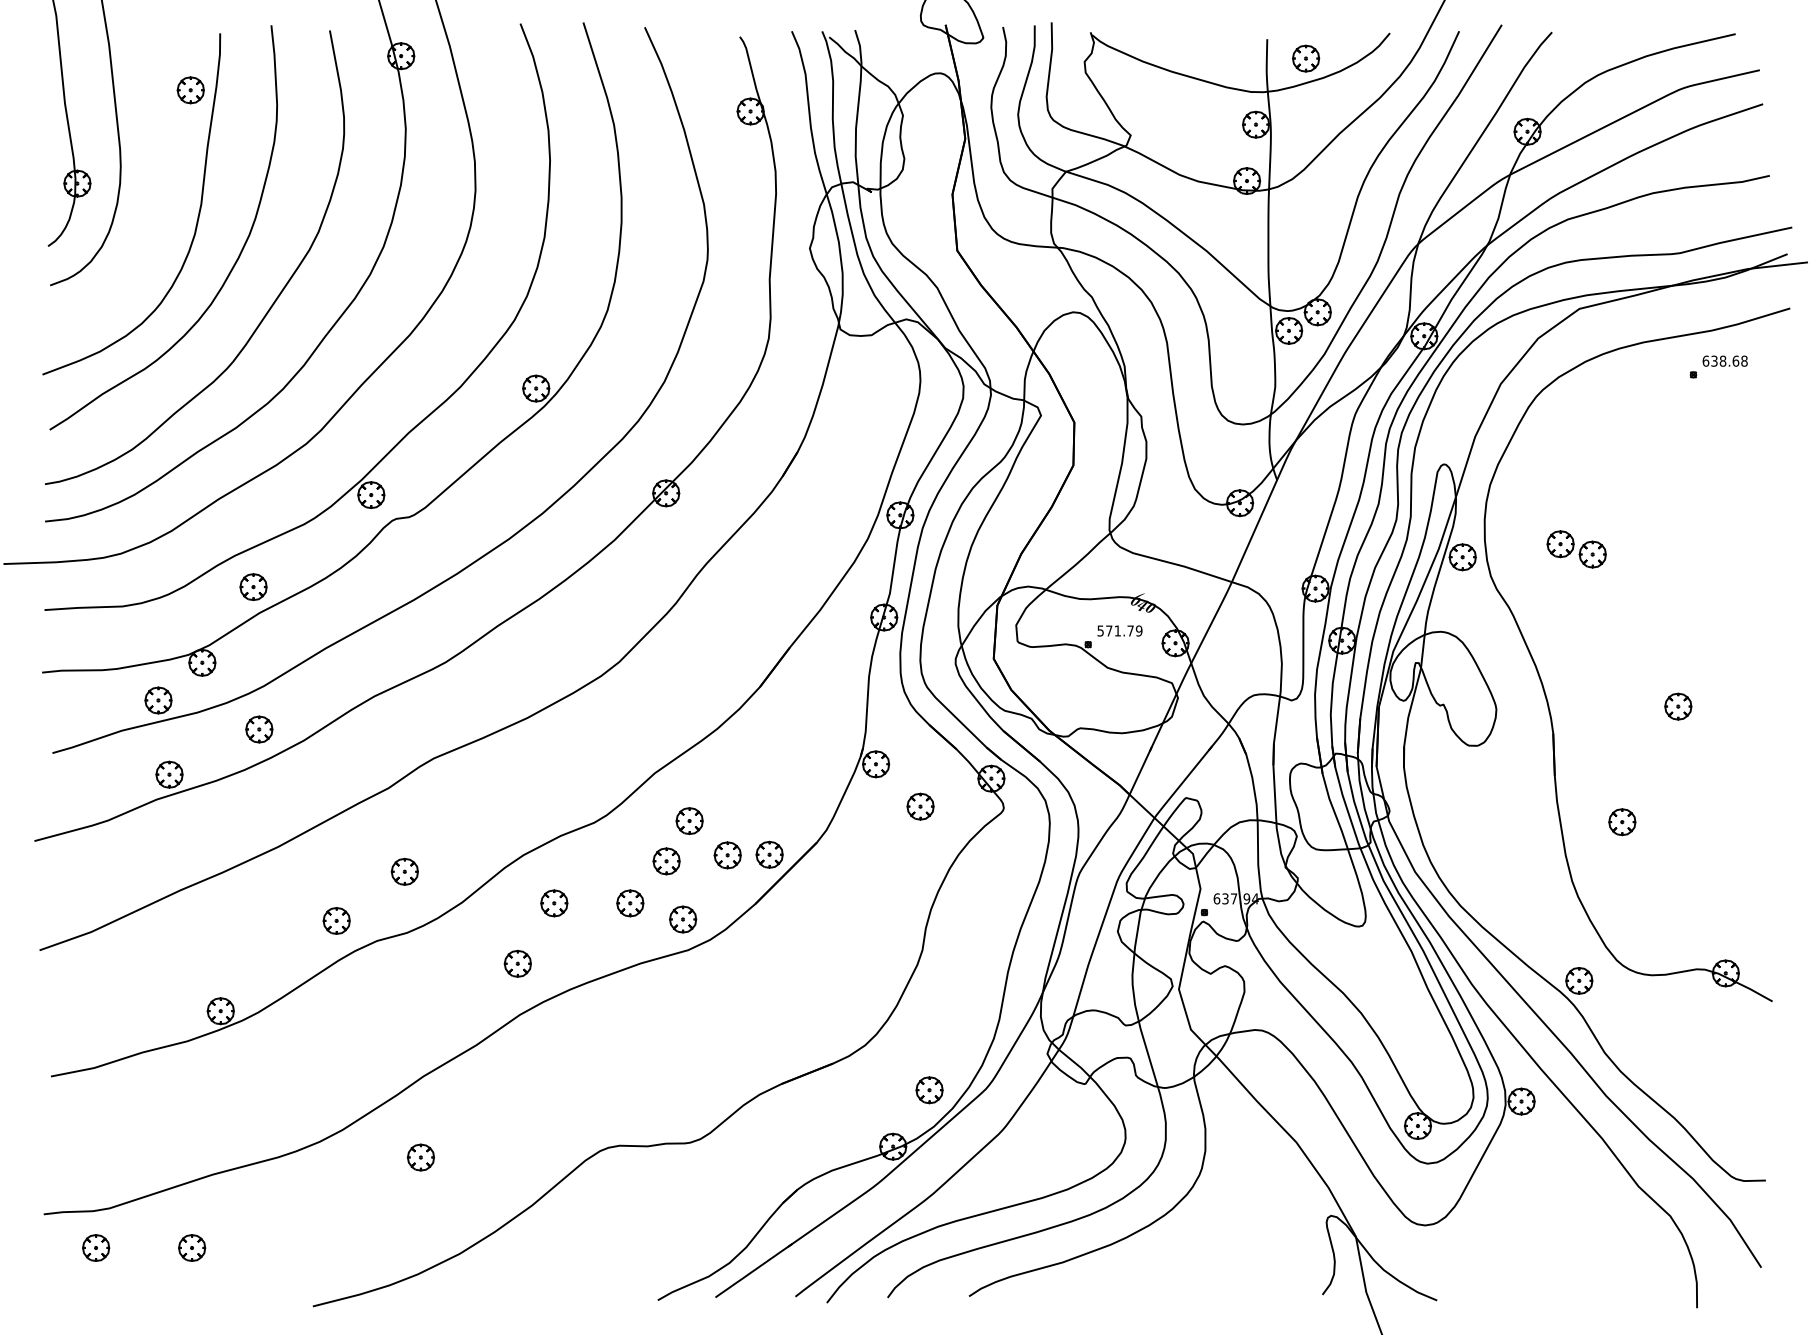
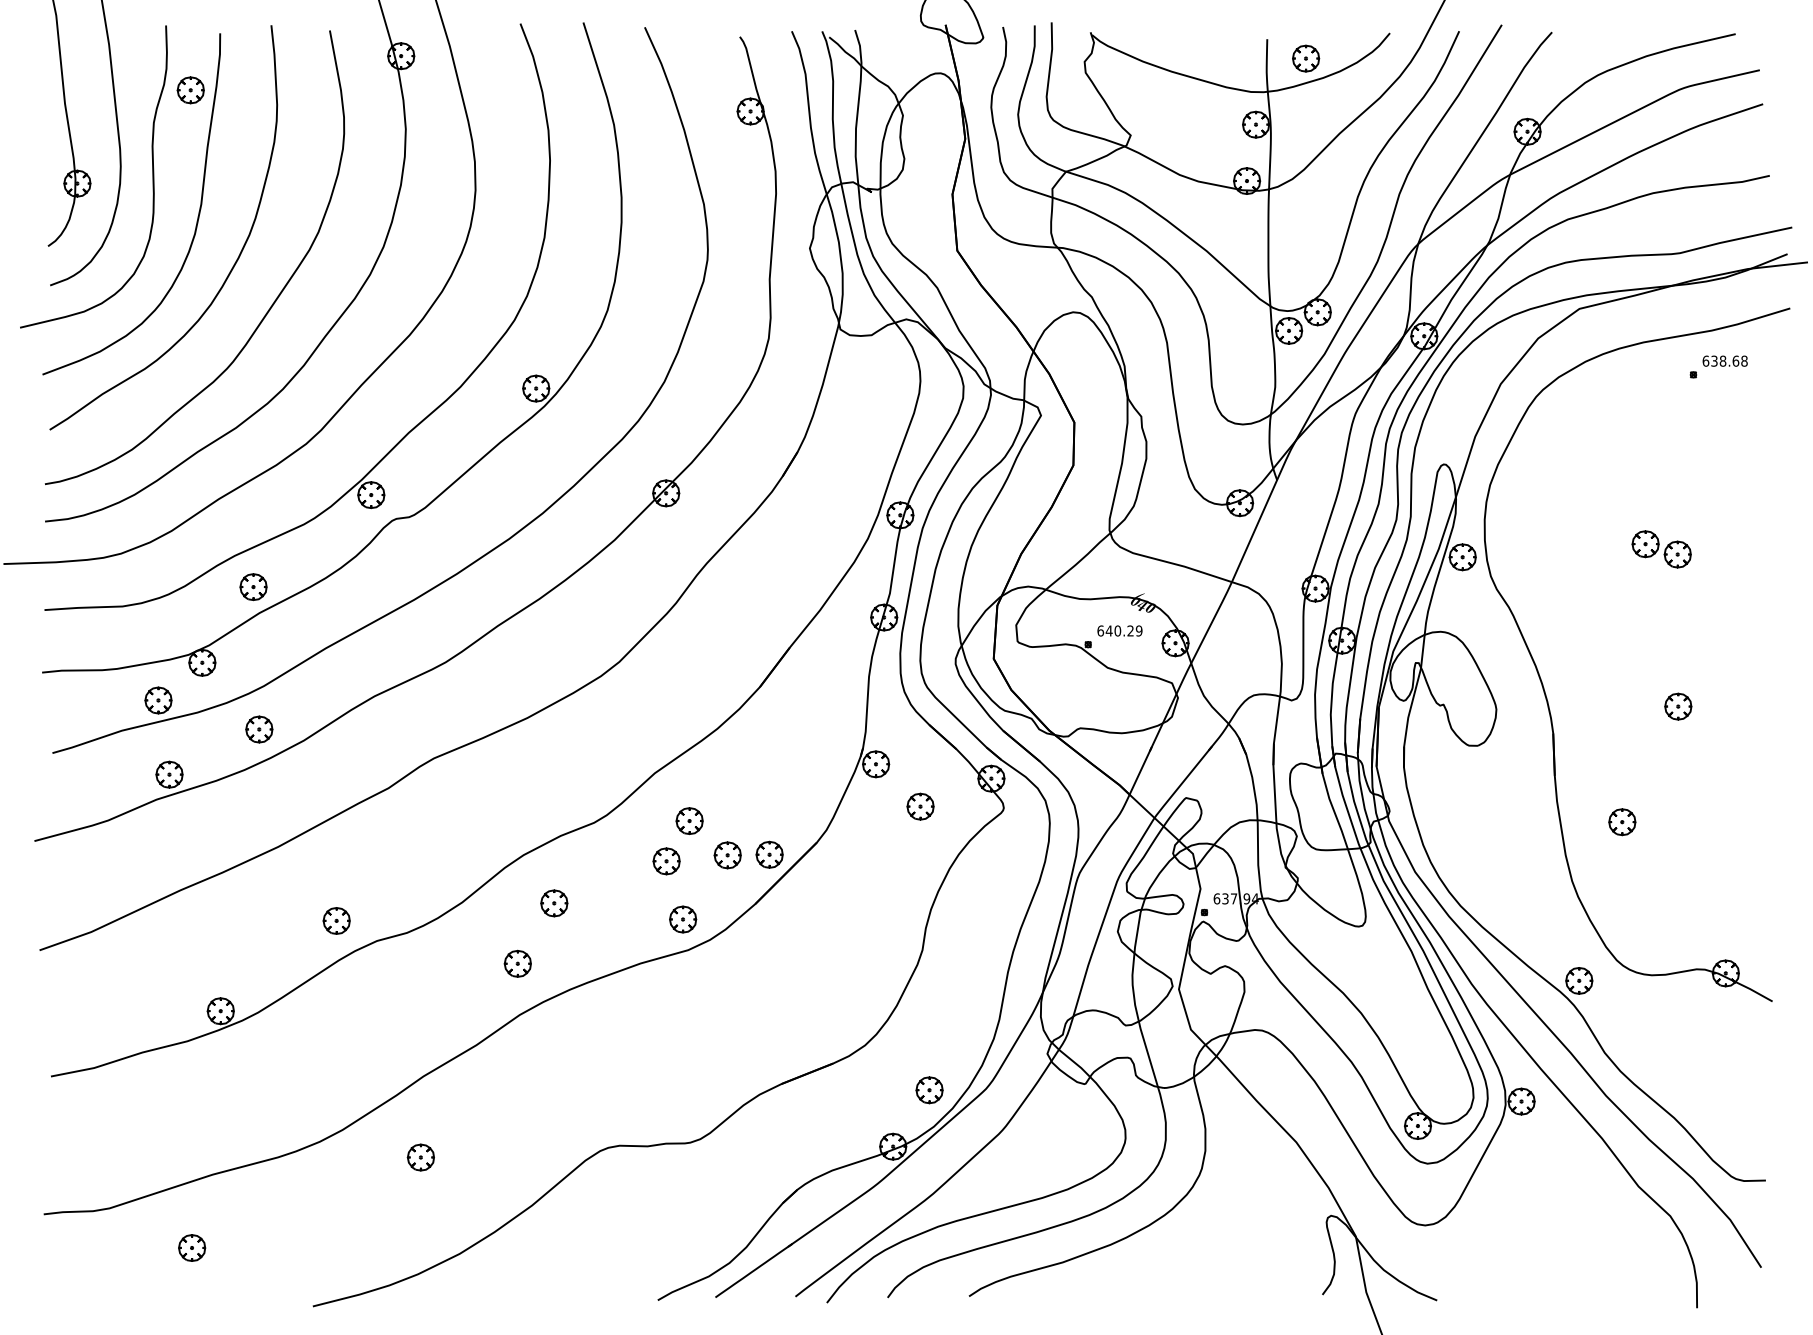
curve: none -> present (152, 176)
part position: (1576, 549) -> (1661, 549) (1661, 549)
text: 571.79 -> 640.29 (1115, 630)
part: present -> none (404, 871)
part: present -> none (630, 903)
part: present -> none (96, 1247)
